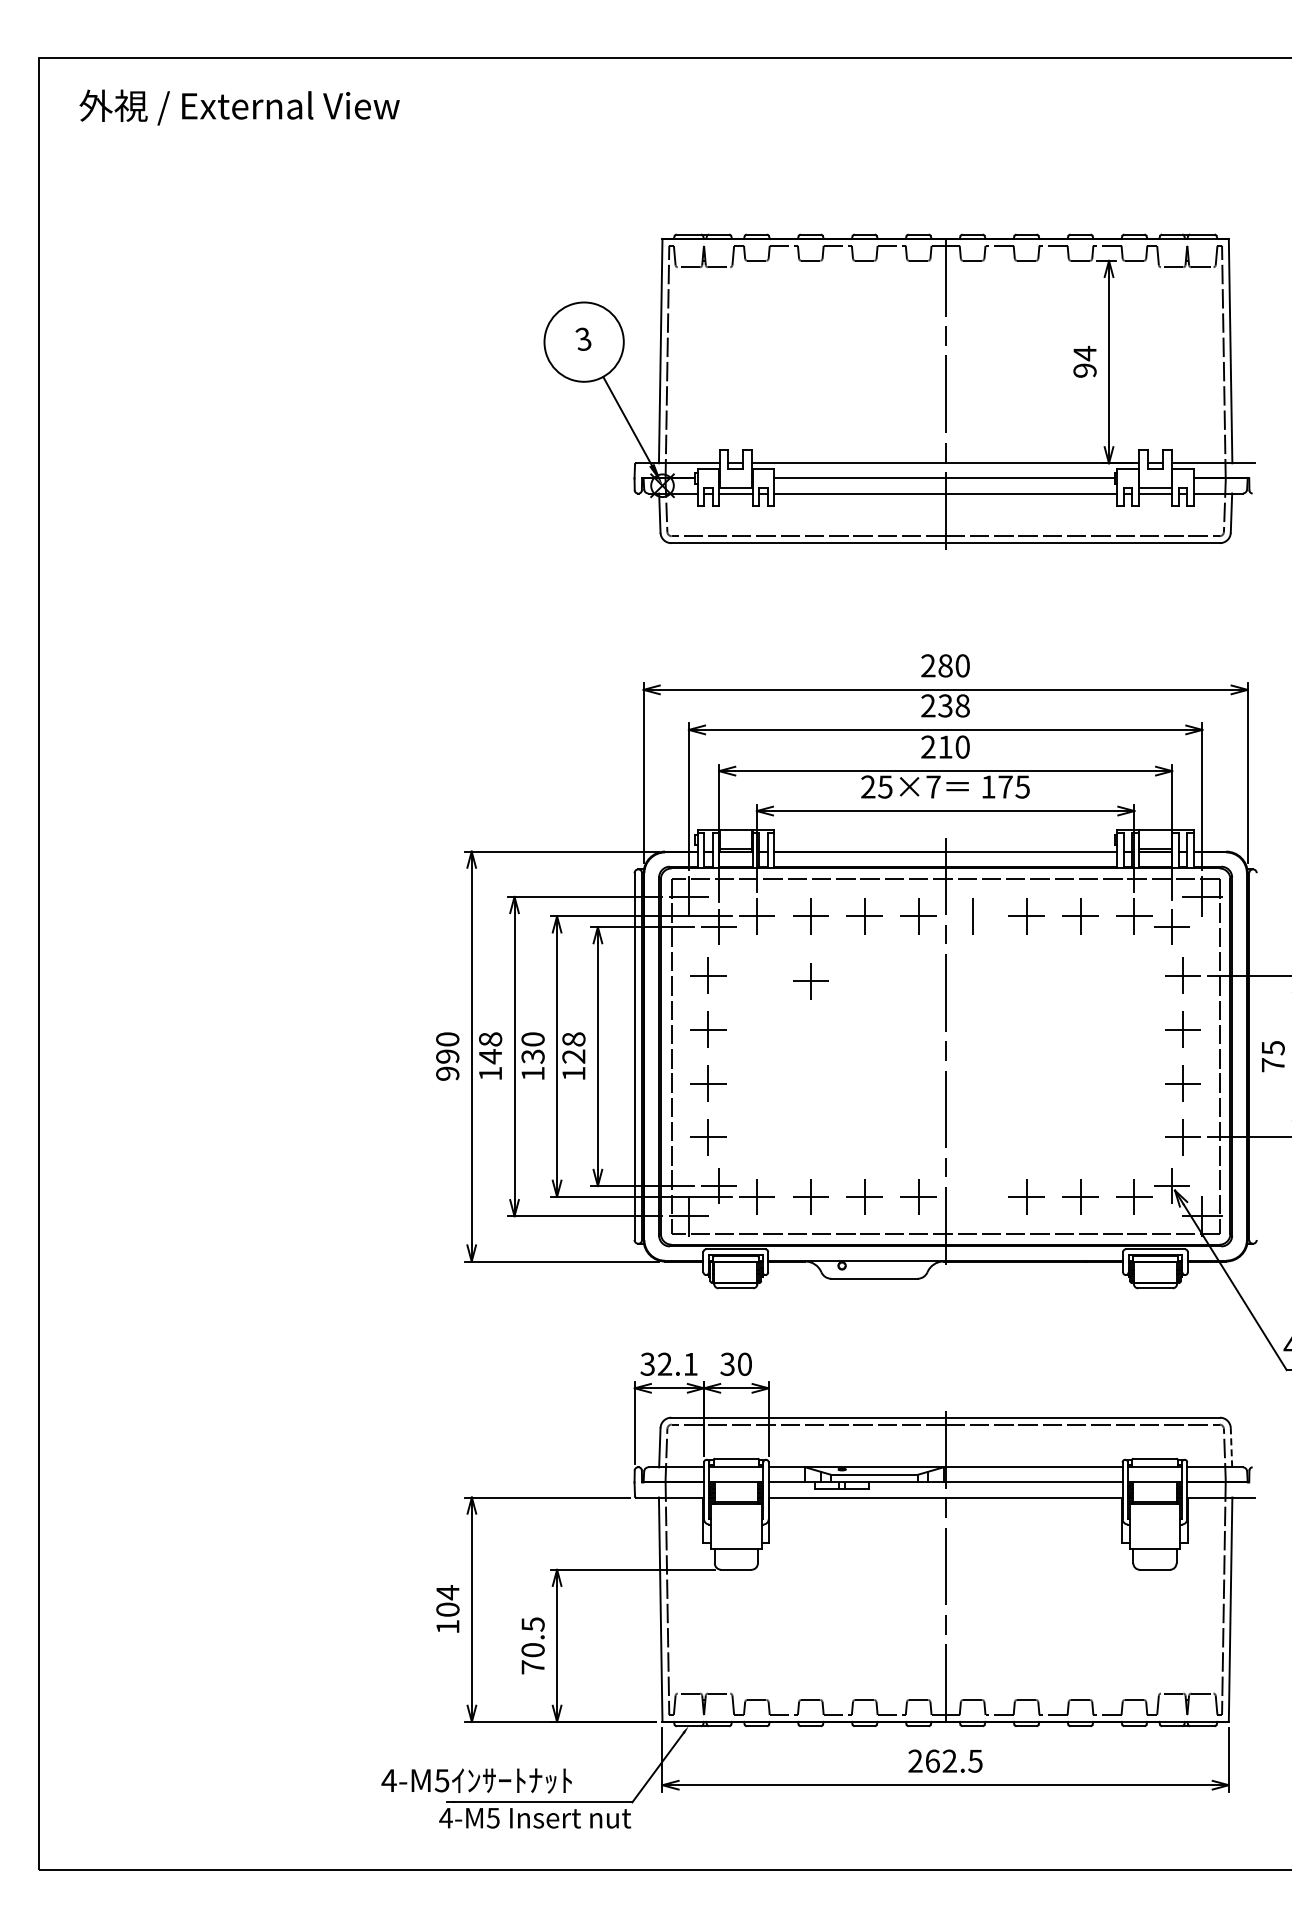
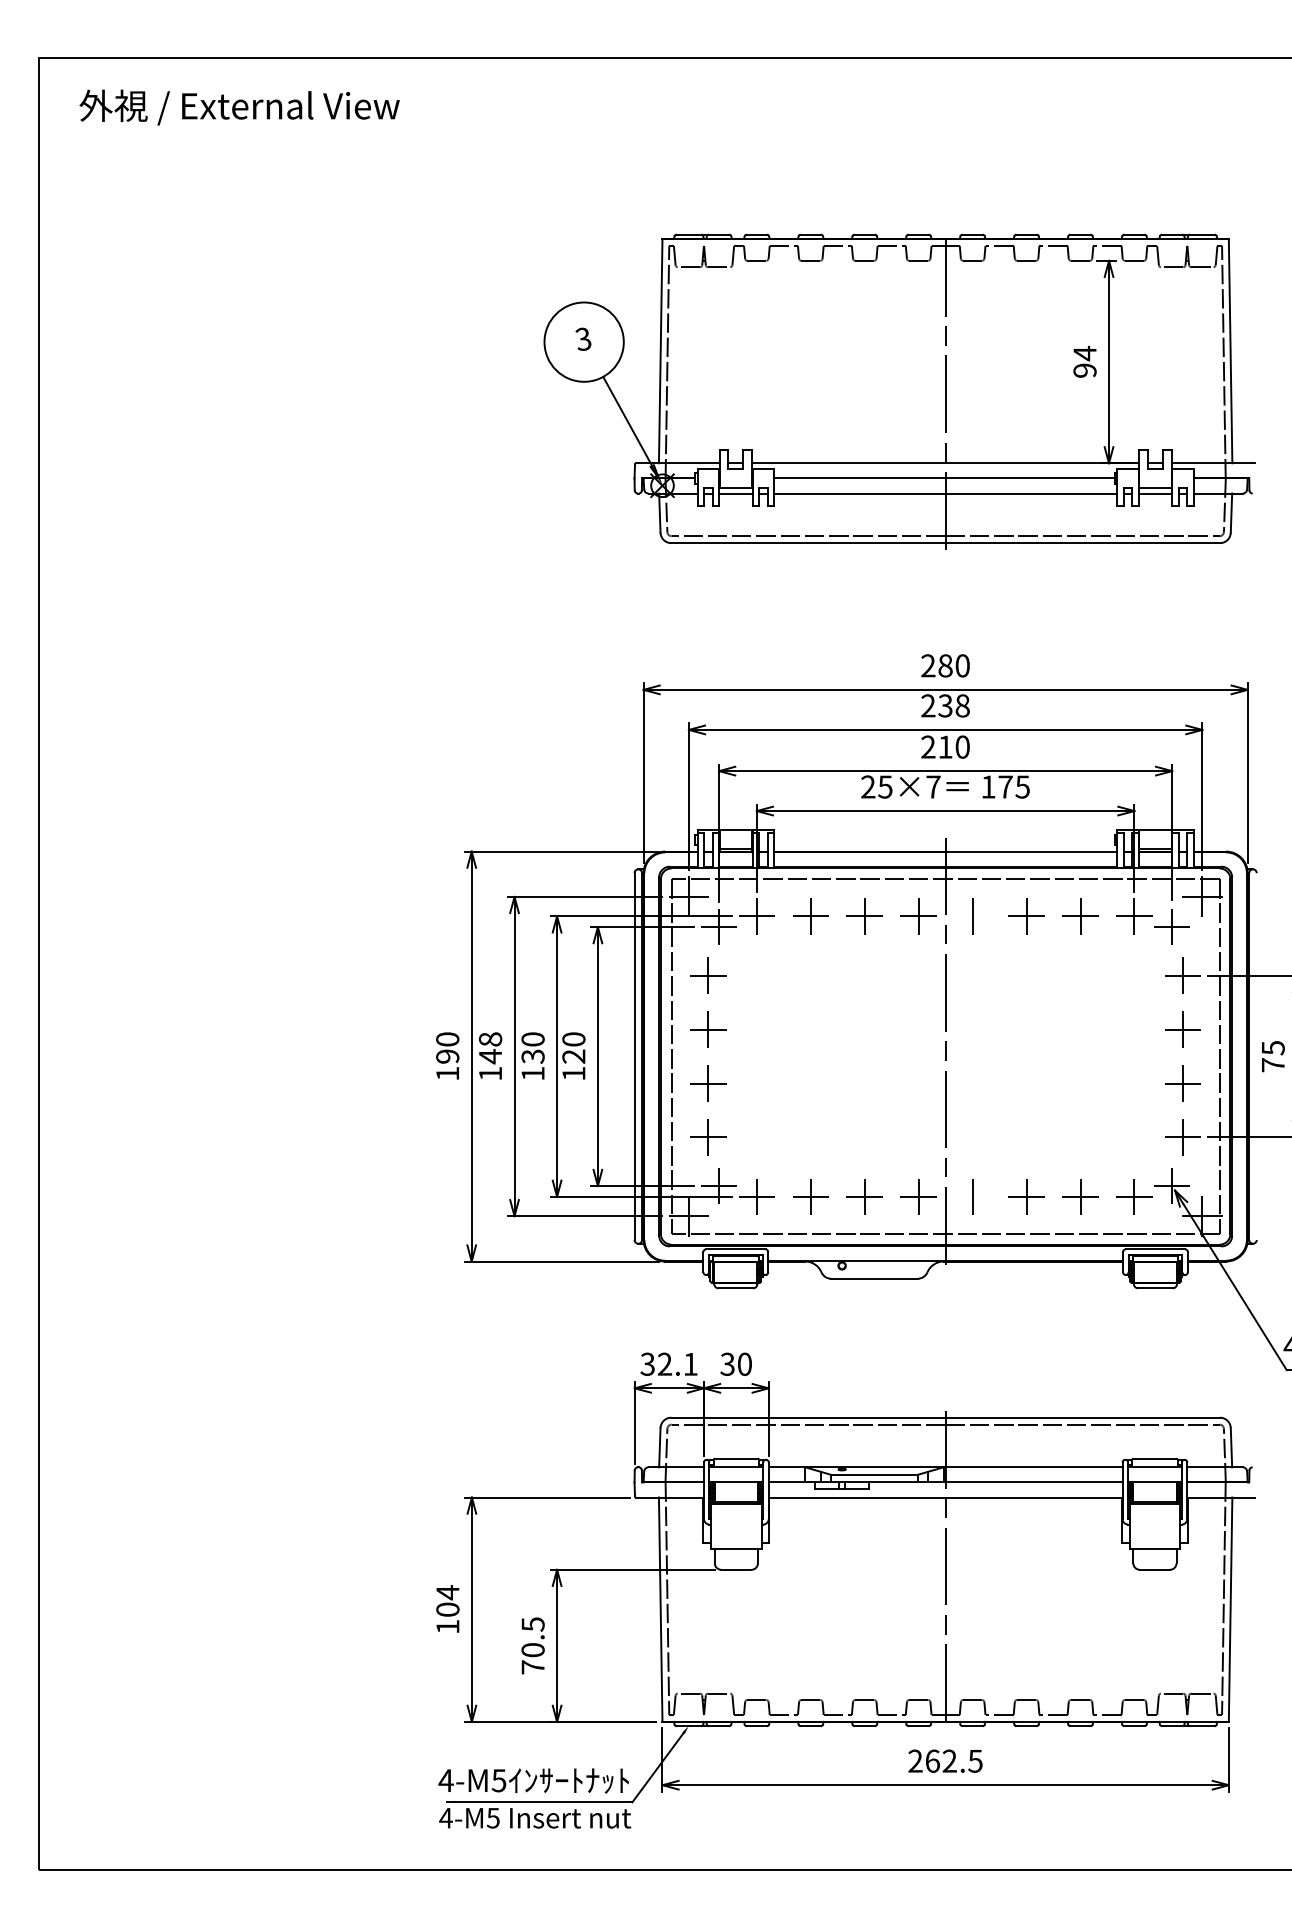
part: present -> none (810, 981)
text: 128 -> 120 (573, 1039)
text: 990 -> 190 (447, 1073)
line: none -> present (972, 1196)
line: dashed -> solid (1231, 1447)
text position: (476, 1780) -> (533, 1780) (533, 1780)
